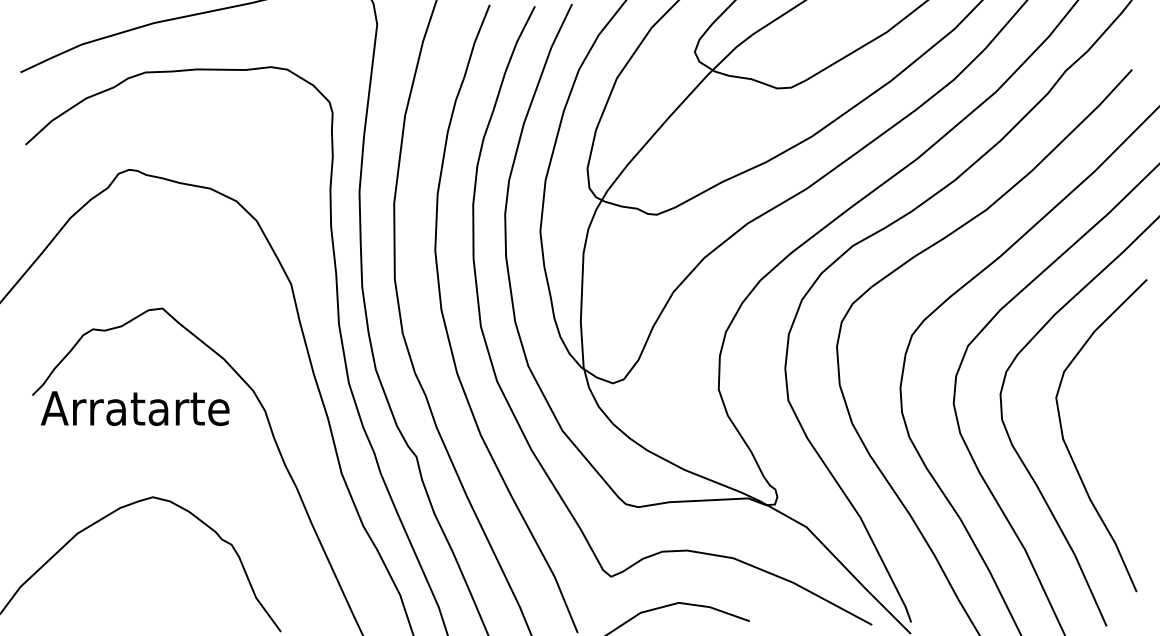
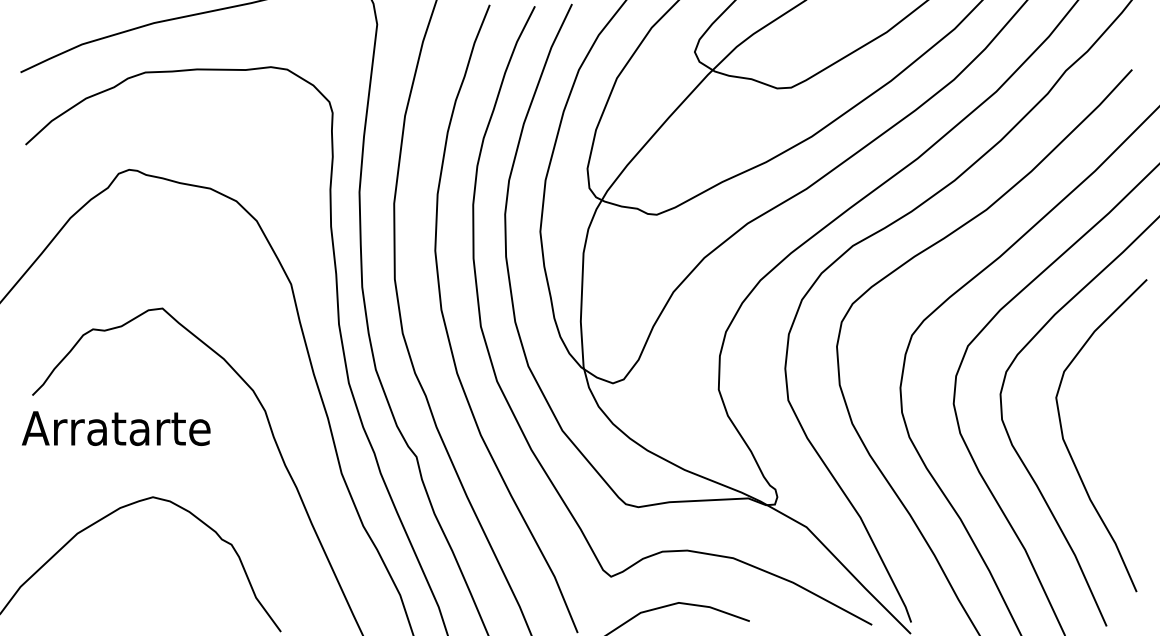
text position: (135, 408) -> (116, 428) (116, 428)
